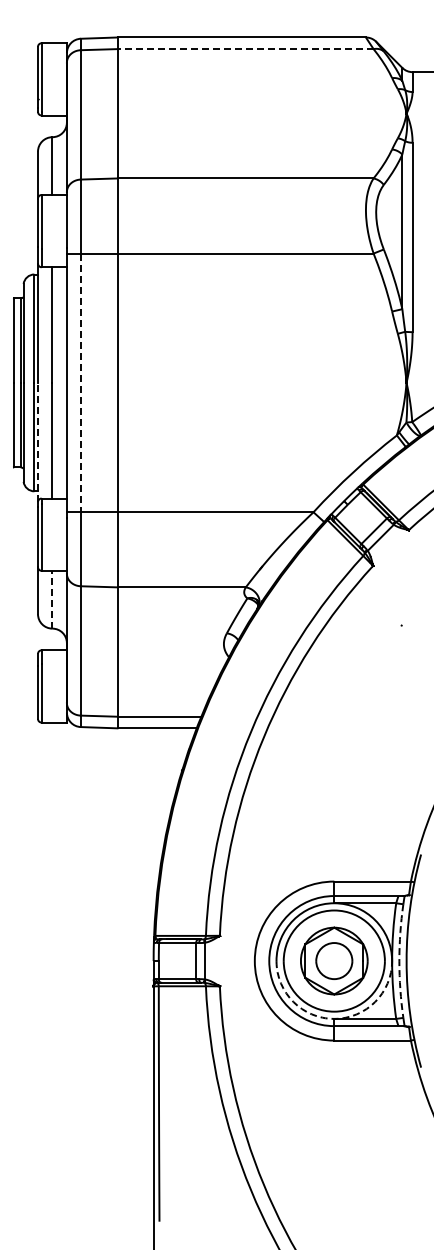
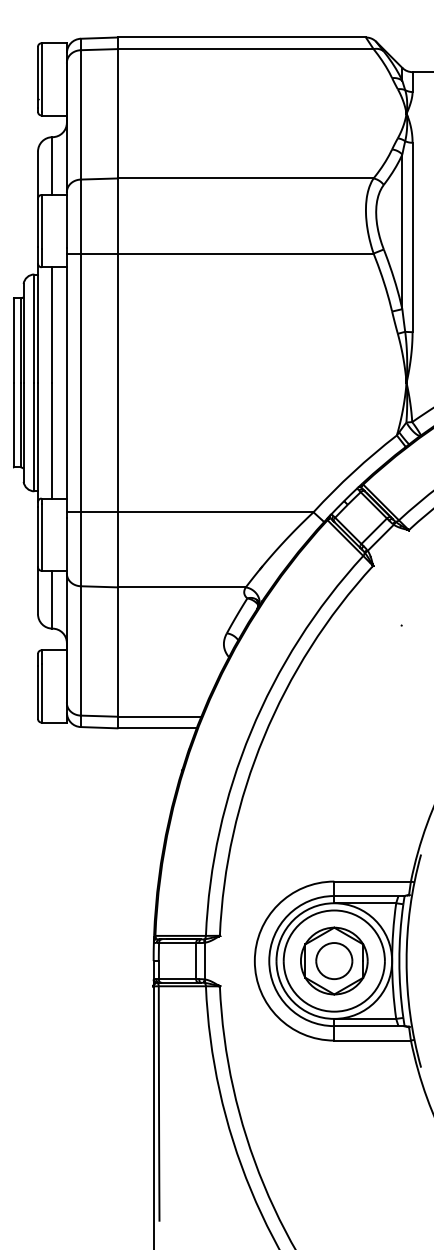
line: dashed -> solid (245, 49)
line: dashed -> solid (80, 383)
line: dashed -> solid (38, 442)
line: dashed -> solid (52, 599)
arc: dashed -> solid (399, 961)
arc: dashed -> solid (334, 1018)
